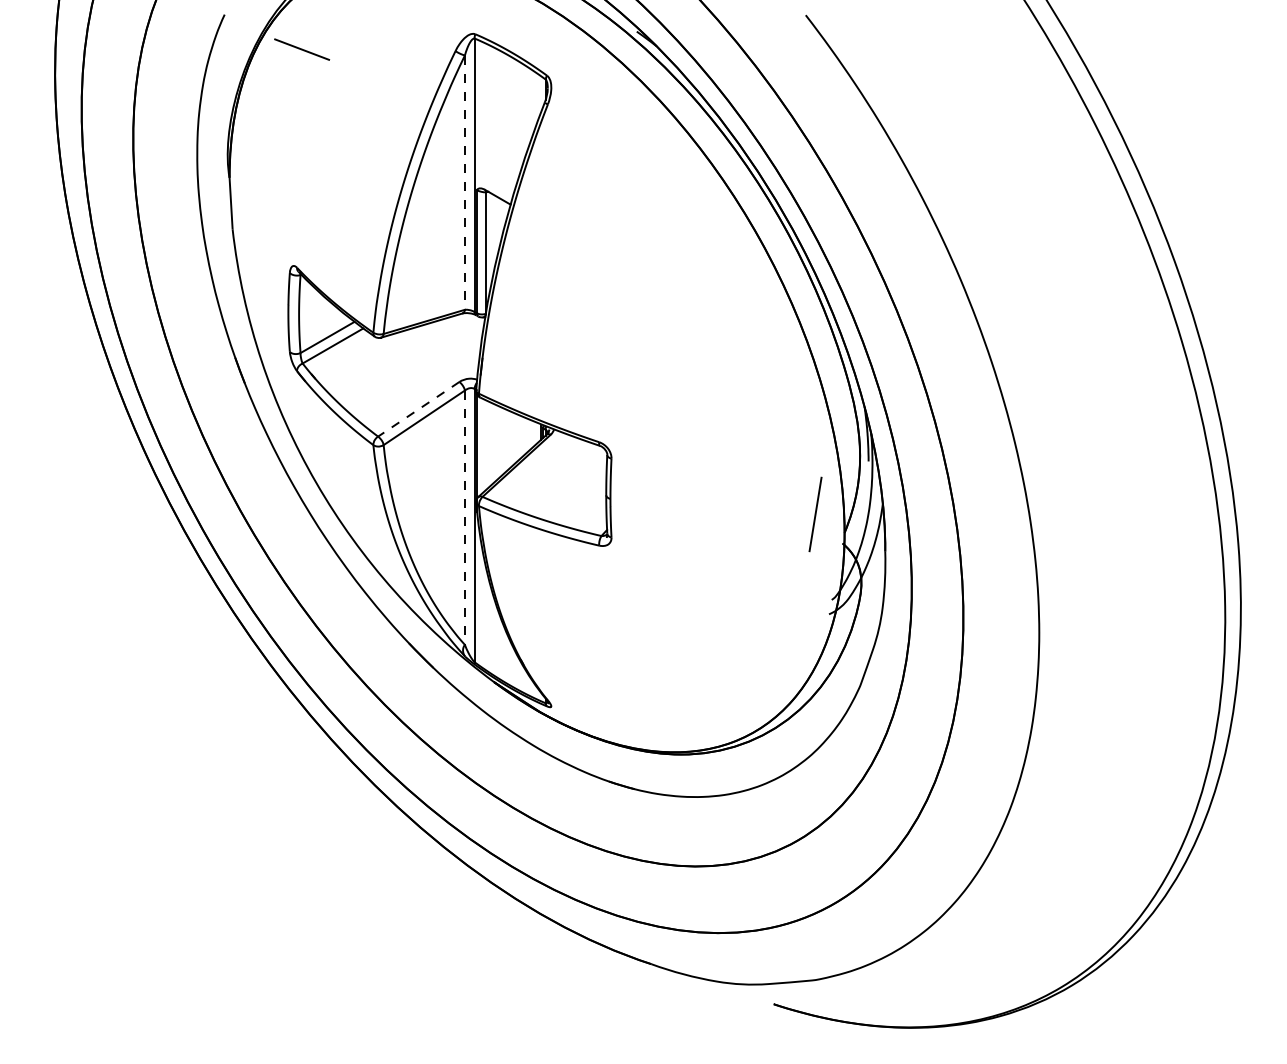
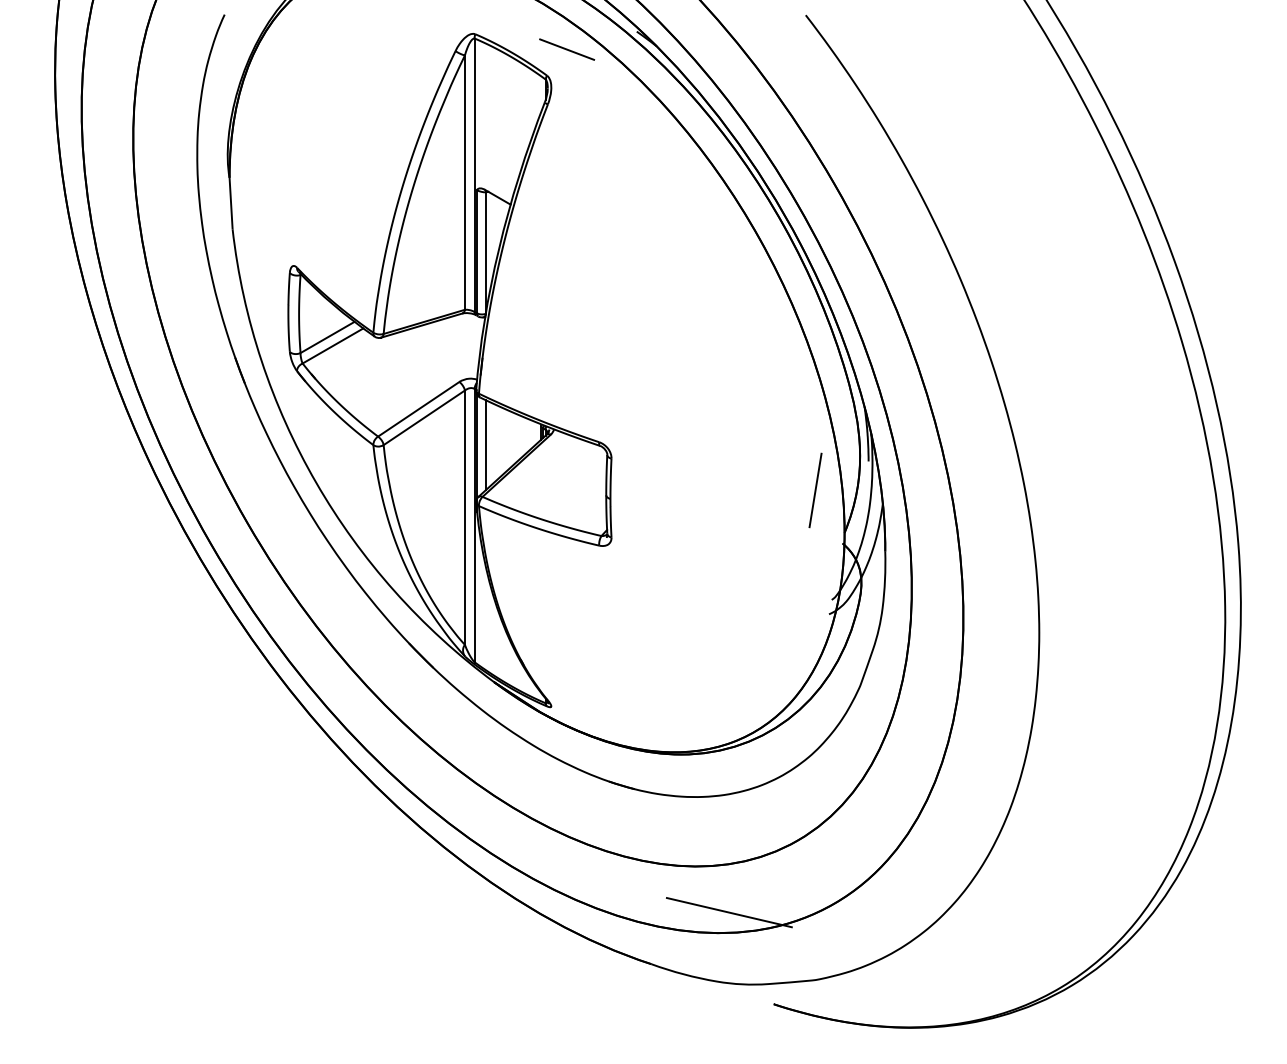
line position: (302, 49) -> (567, 49) (567, 49)
line: dashed -> solid (464, 183)
line: dashed -> solid (418, 409)
line: none -> present (486, 444)
line position: (815, 514) -> (815, 490) (815, 490)
line: dashed -> solid (464, 518)
line: none -> present (728, 912)
